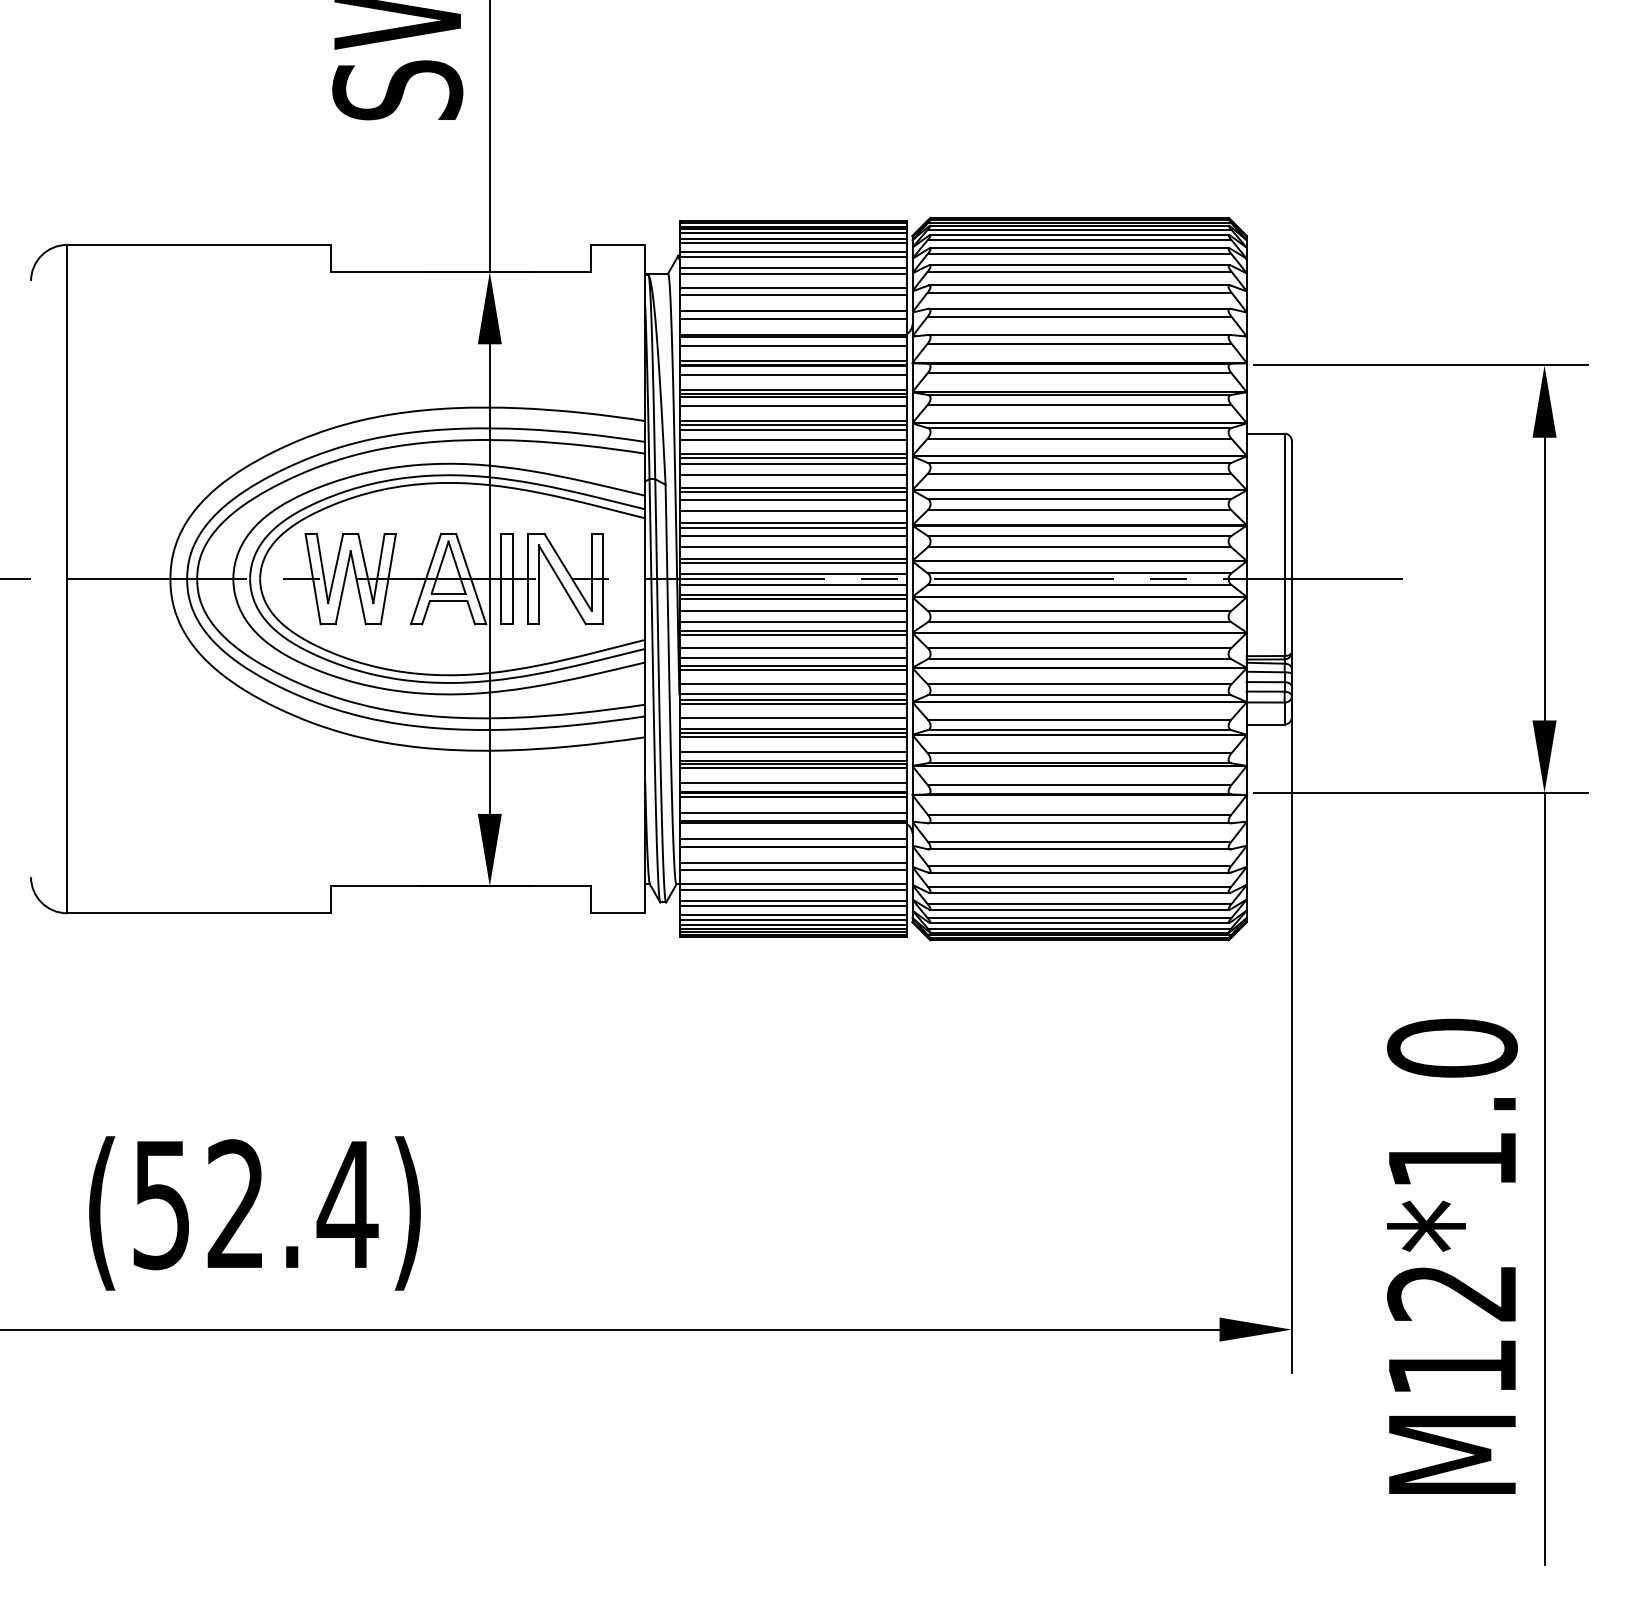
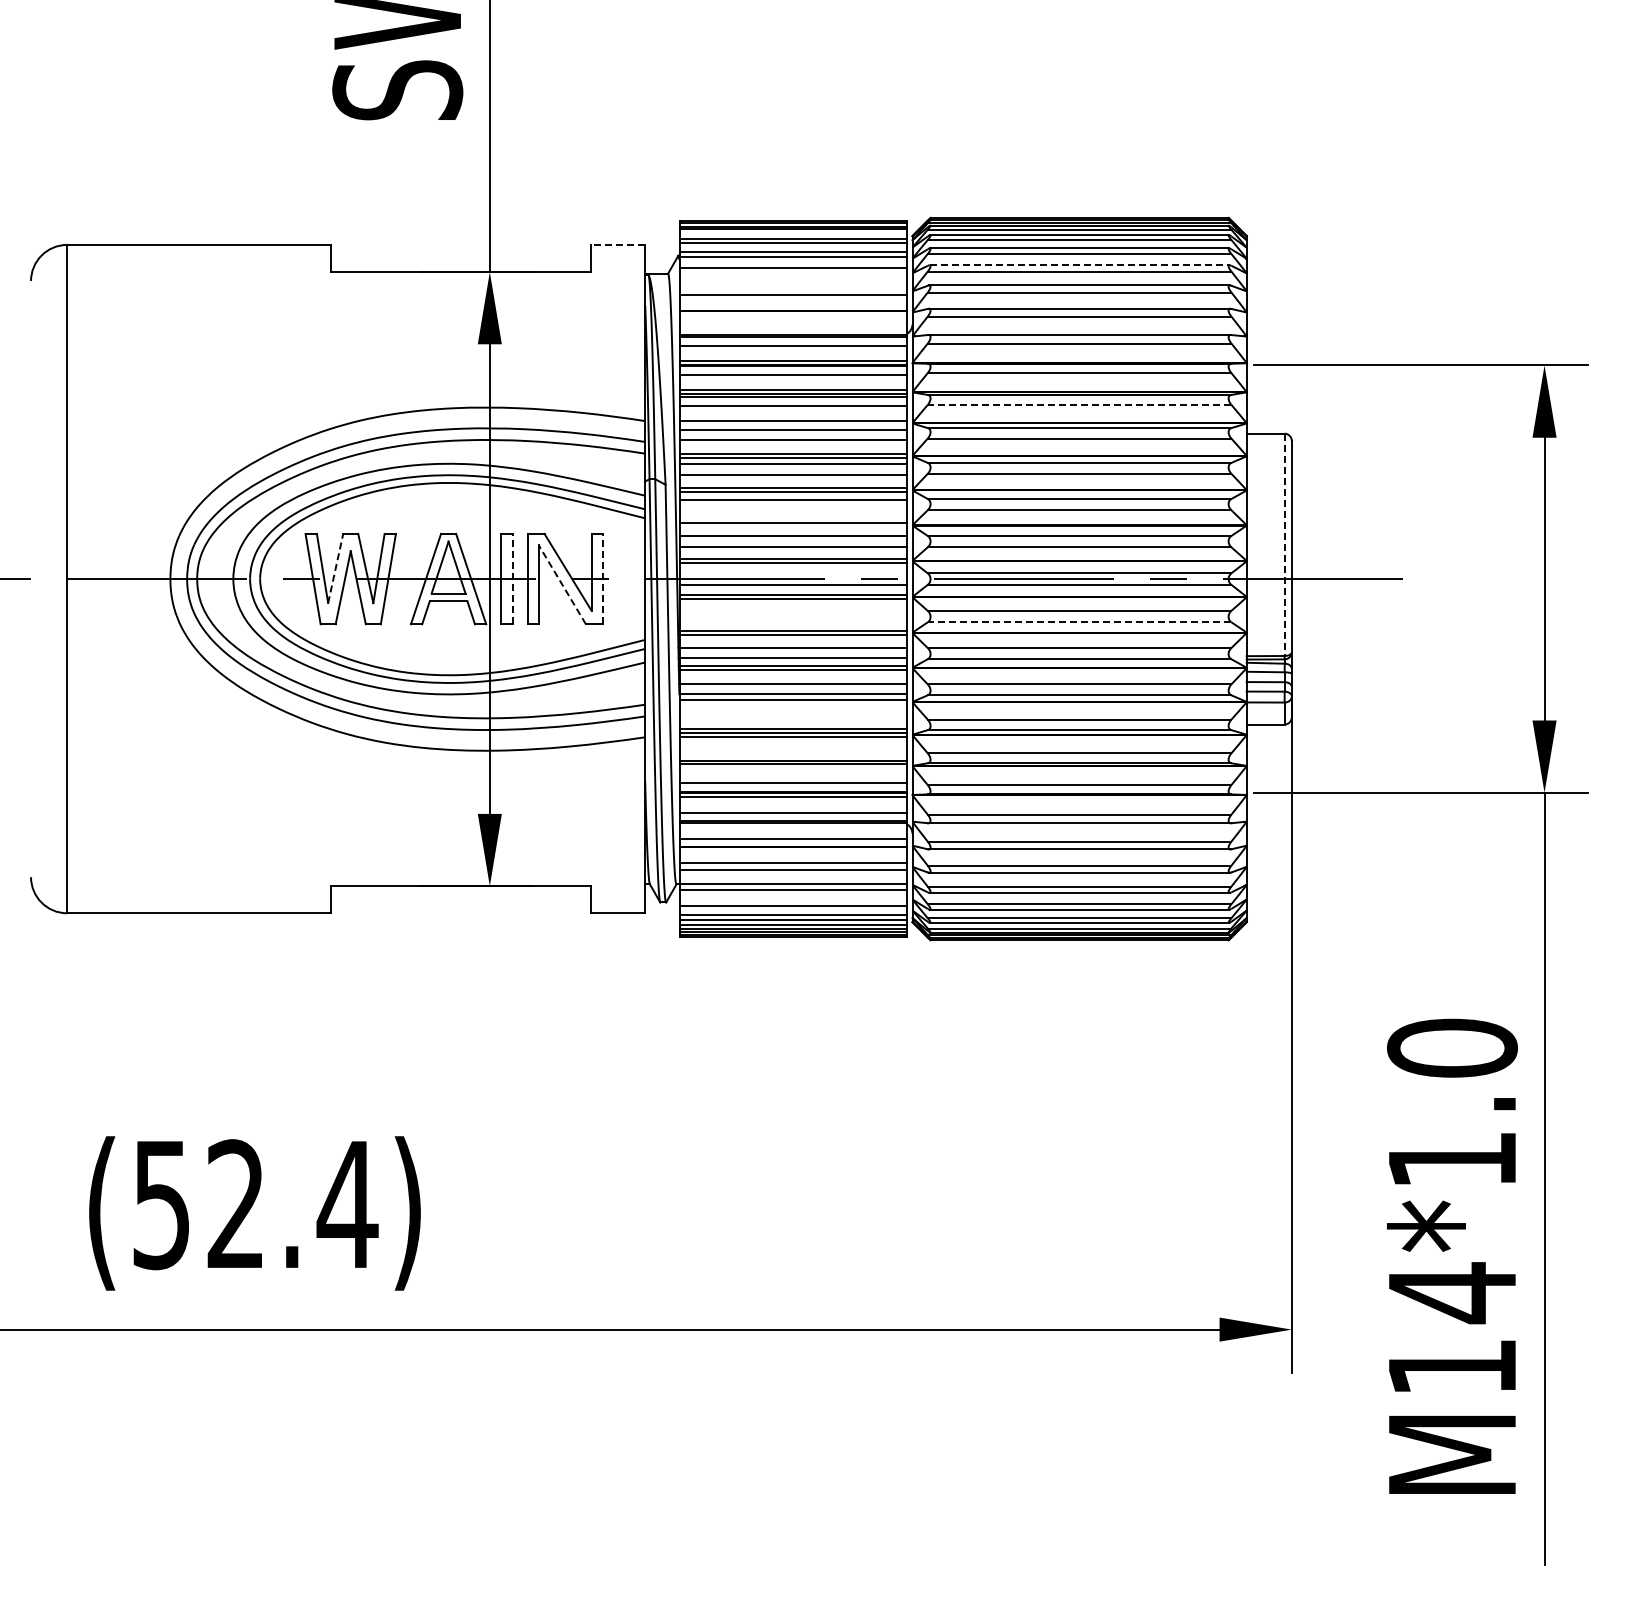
line: present -> none (793, 232)
line: solid -> dashed (617, 244)
line: solid -> dashed (1080, 265)
line: present -> none (793, 274)
line: present -> none (793, 288)
line: present -> none (793, 318)
line: solid -> dashed (1079, 404)
line: present -> none (793, 425)
line: present -> none (793, 510)
line: present -> none (793, 527)
line: solid -> dashed (1284, 545)
line: solid -> dashed (335, 568)
line: present -> none (793, 573)
line: solid -> dashed (512, 578)
line: solid -> dashed (602, 578)
line: solid -> dashed (562, 584)
line: present -> none (793, 610)
line: present -> none (793, 621)
line: solid -> dashed (1079, 622)
line: present -> none (793, 704)
line: present -> none (793, 718)
line: present -> none (793, 751)
line: present -> none (793, 767)
line: present -> none (793, 901)
text: M12*1.0 -> M14*1.0 (1451, 1293)
